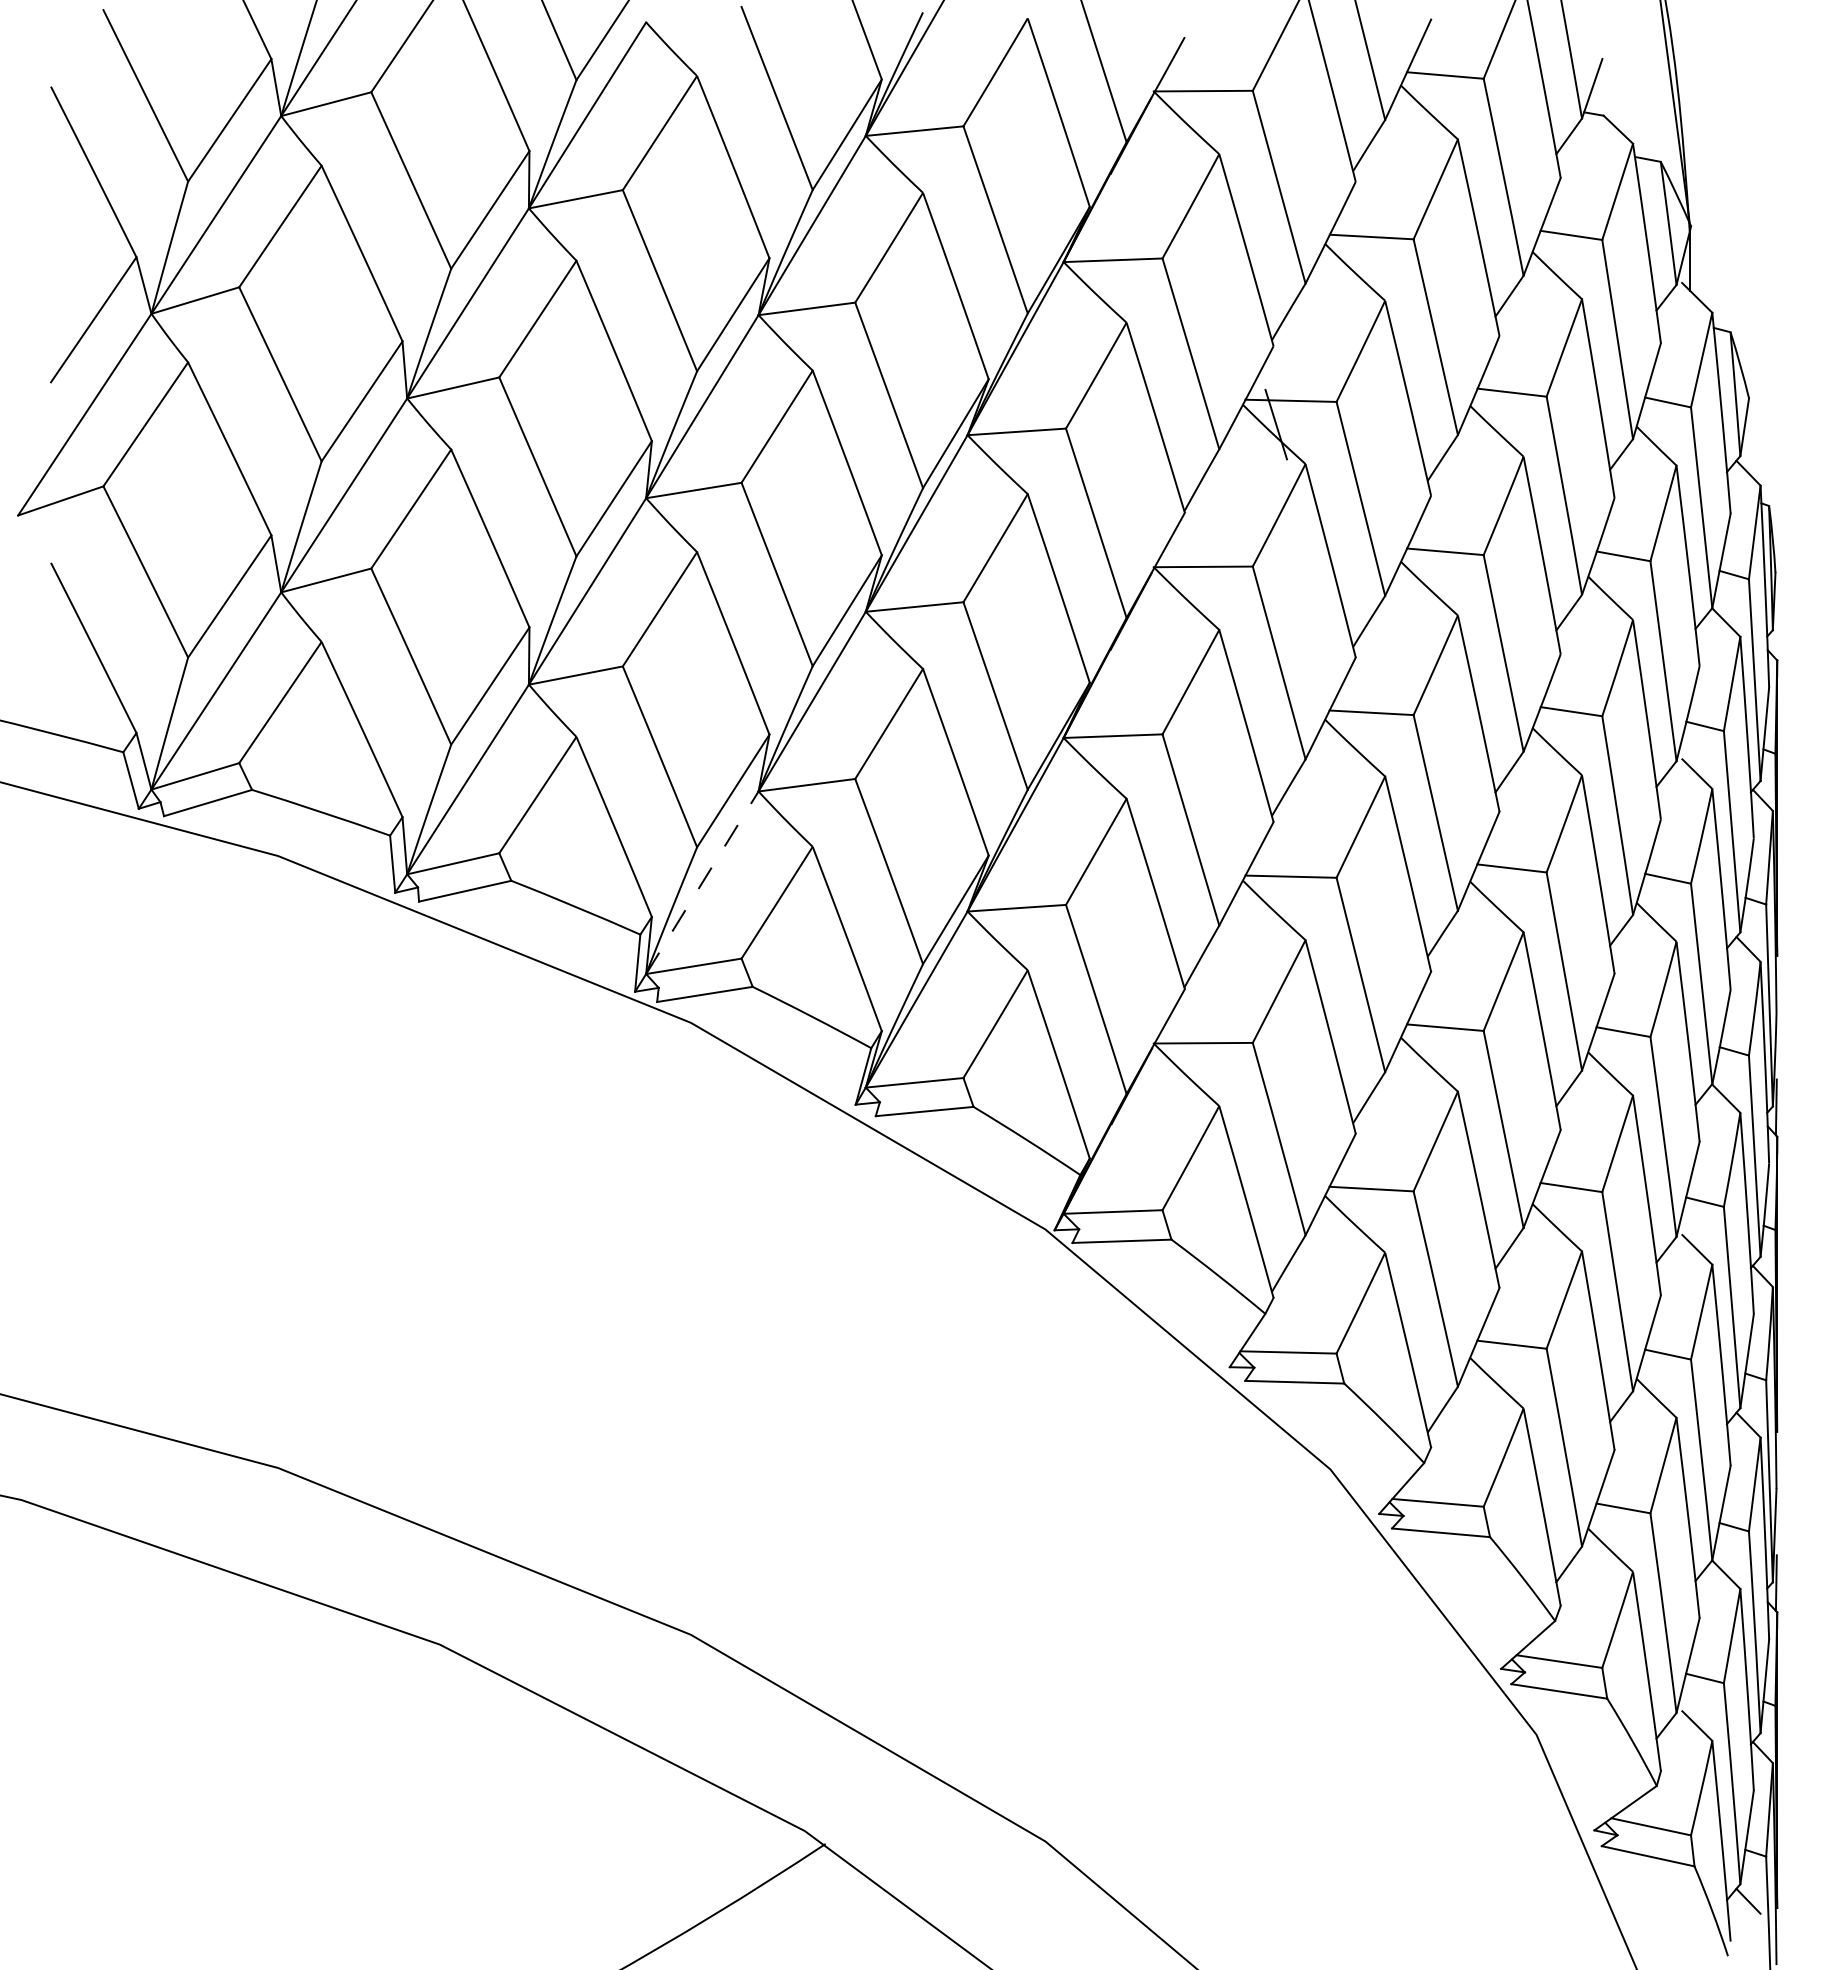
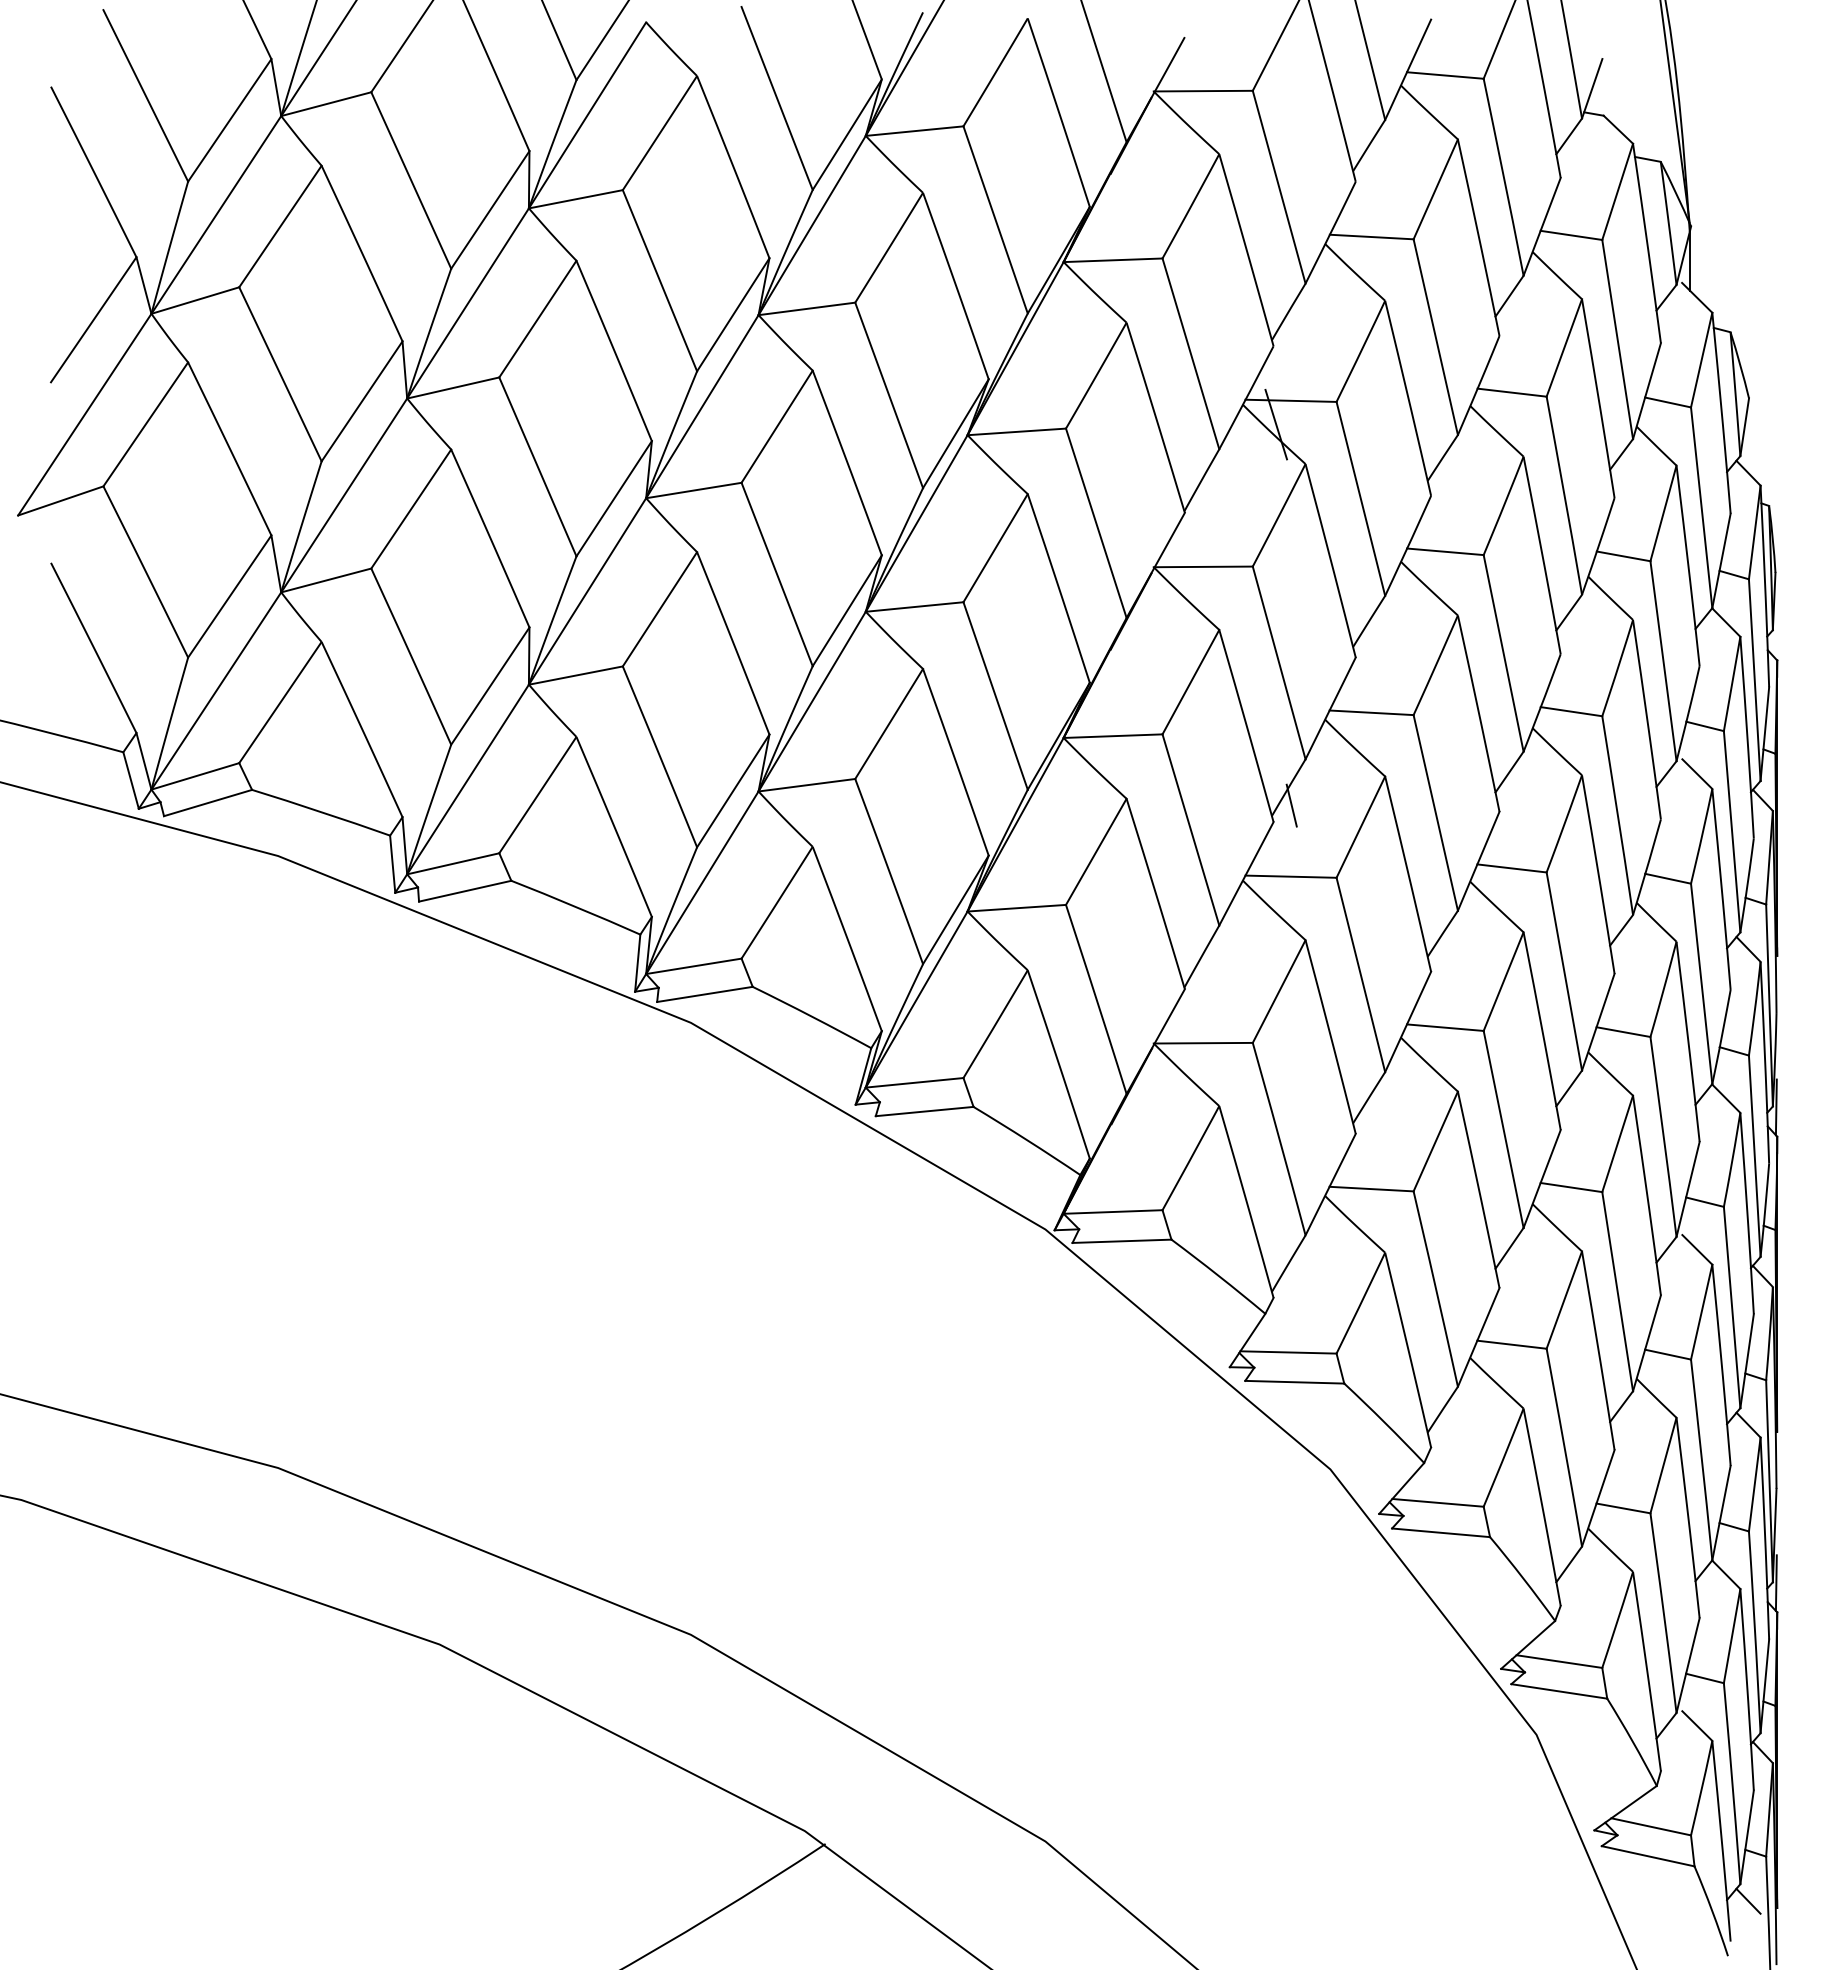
line: none -> present (1291, 805)
line: dashed -> solid (702, 882)
